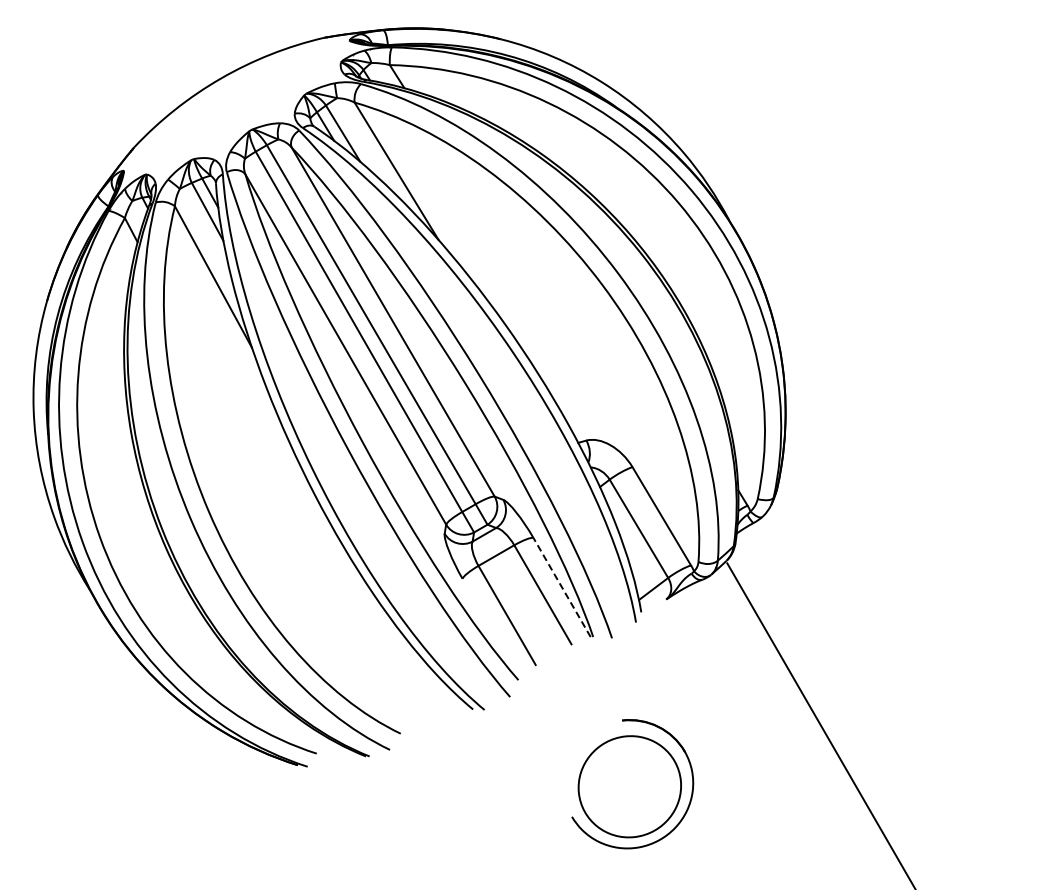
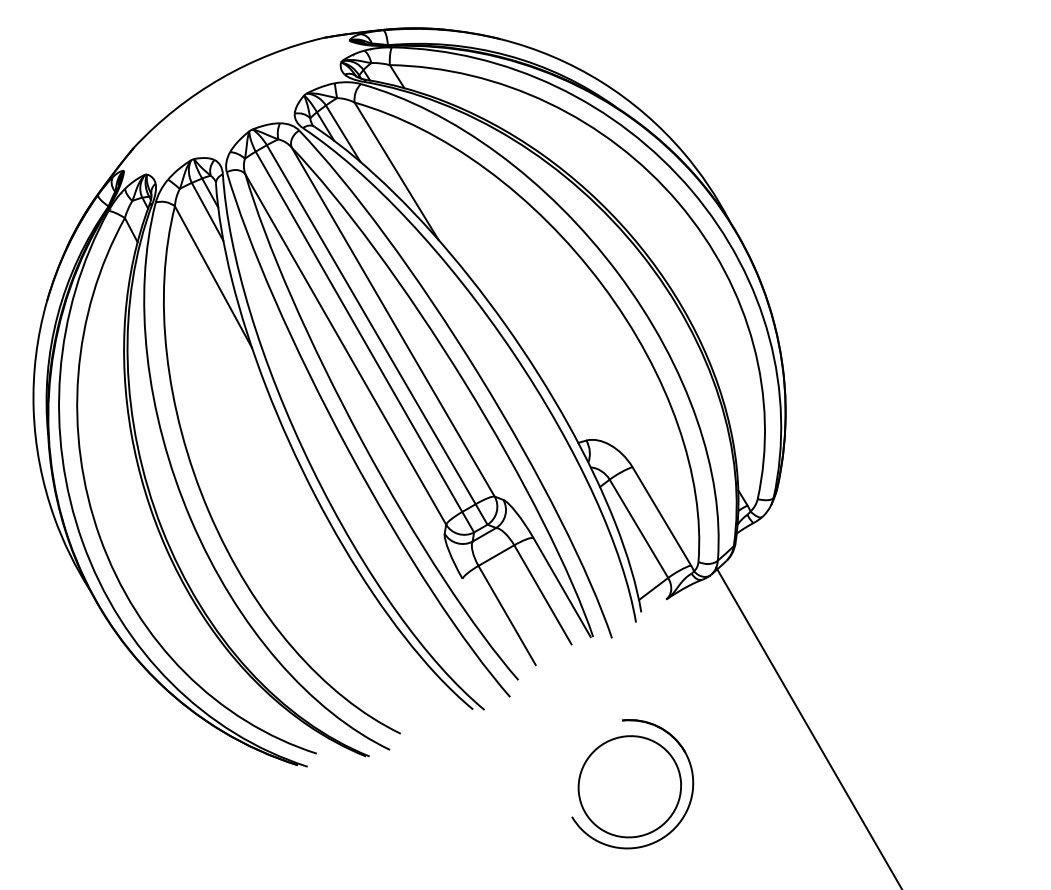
line: dashed -> solid (561, 587)
line position: (820, 724) -> (808, 727) (808, 727)
